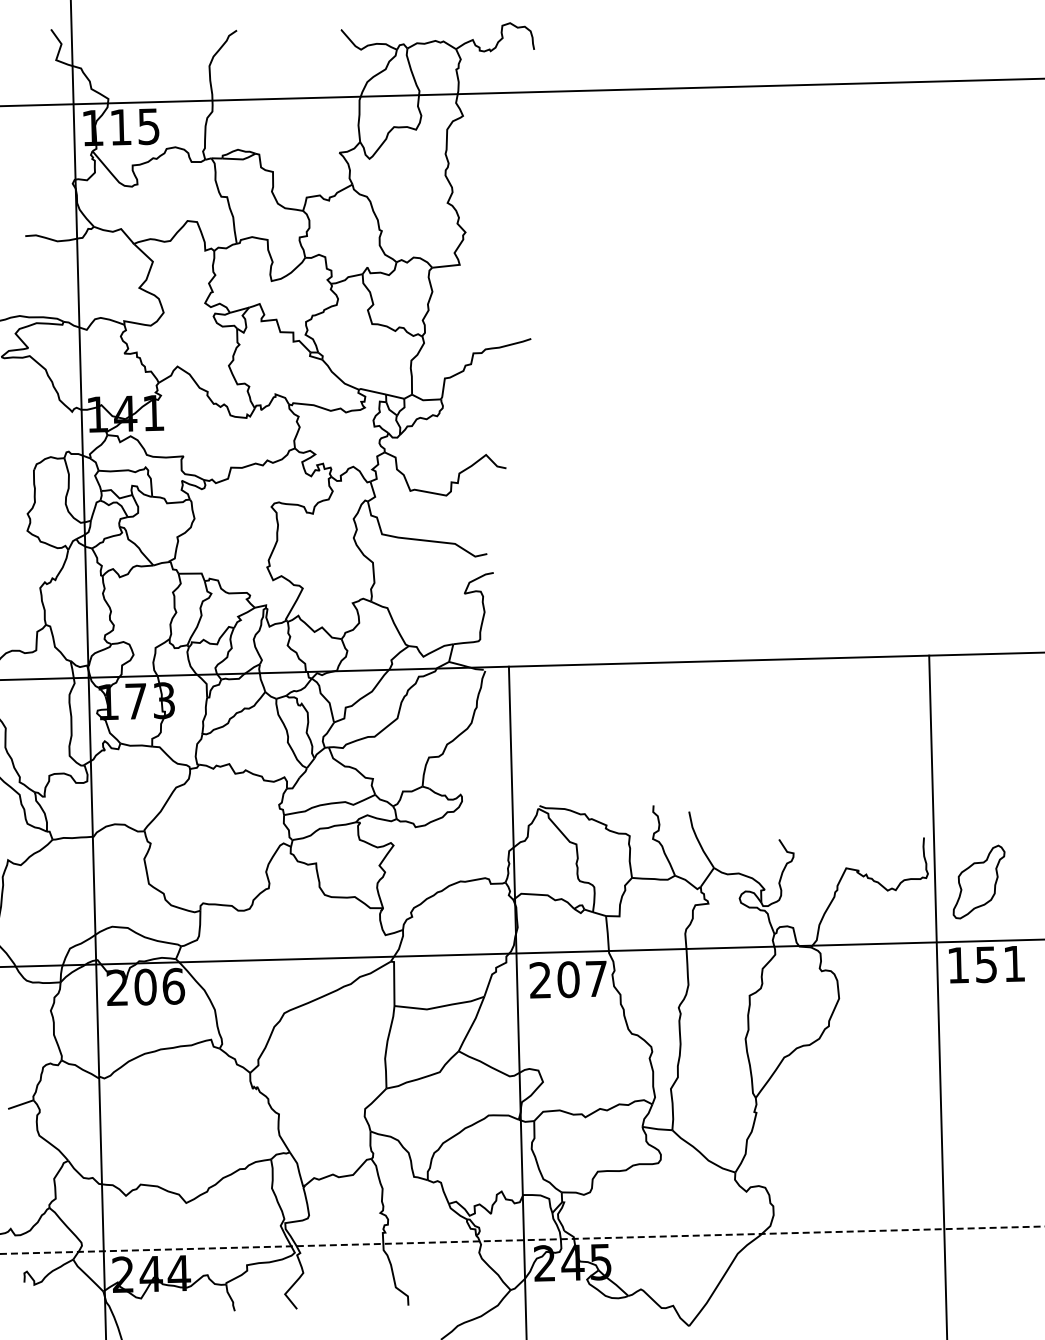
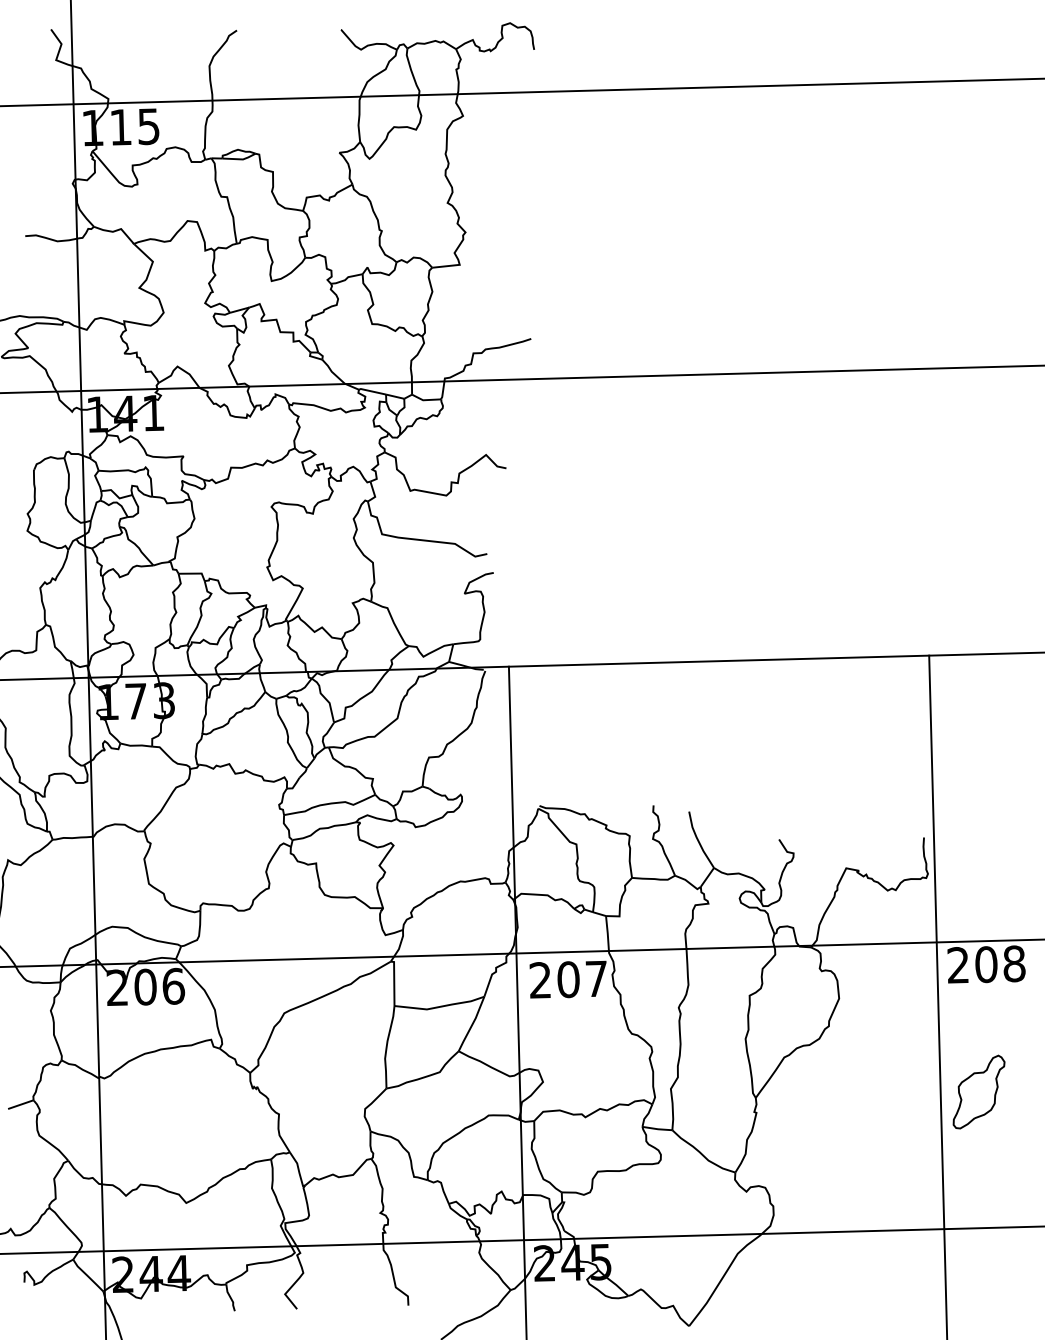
line: none -> present (521, 379)
part position: (978, 881) -> (978, 1091) (978, 1091)
text: 151 -> 208 (986, 964)
line: dashed -> solid (523, 1240)
